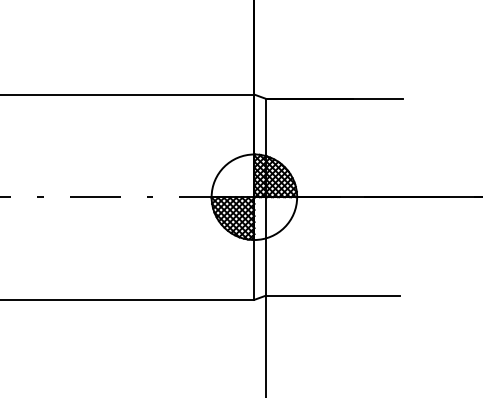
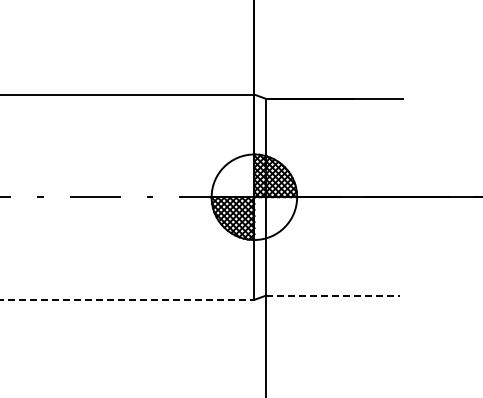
line: solid -> dashed (332, 295)
line: solid -> dashed (127, 299)
